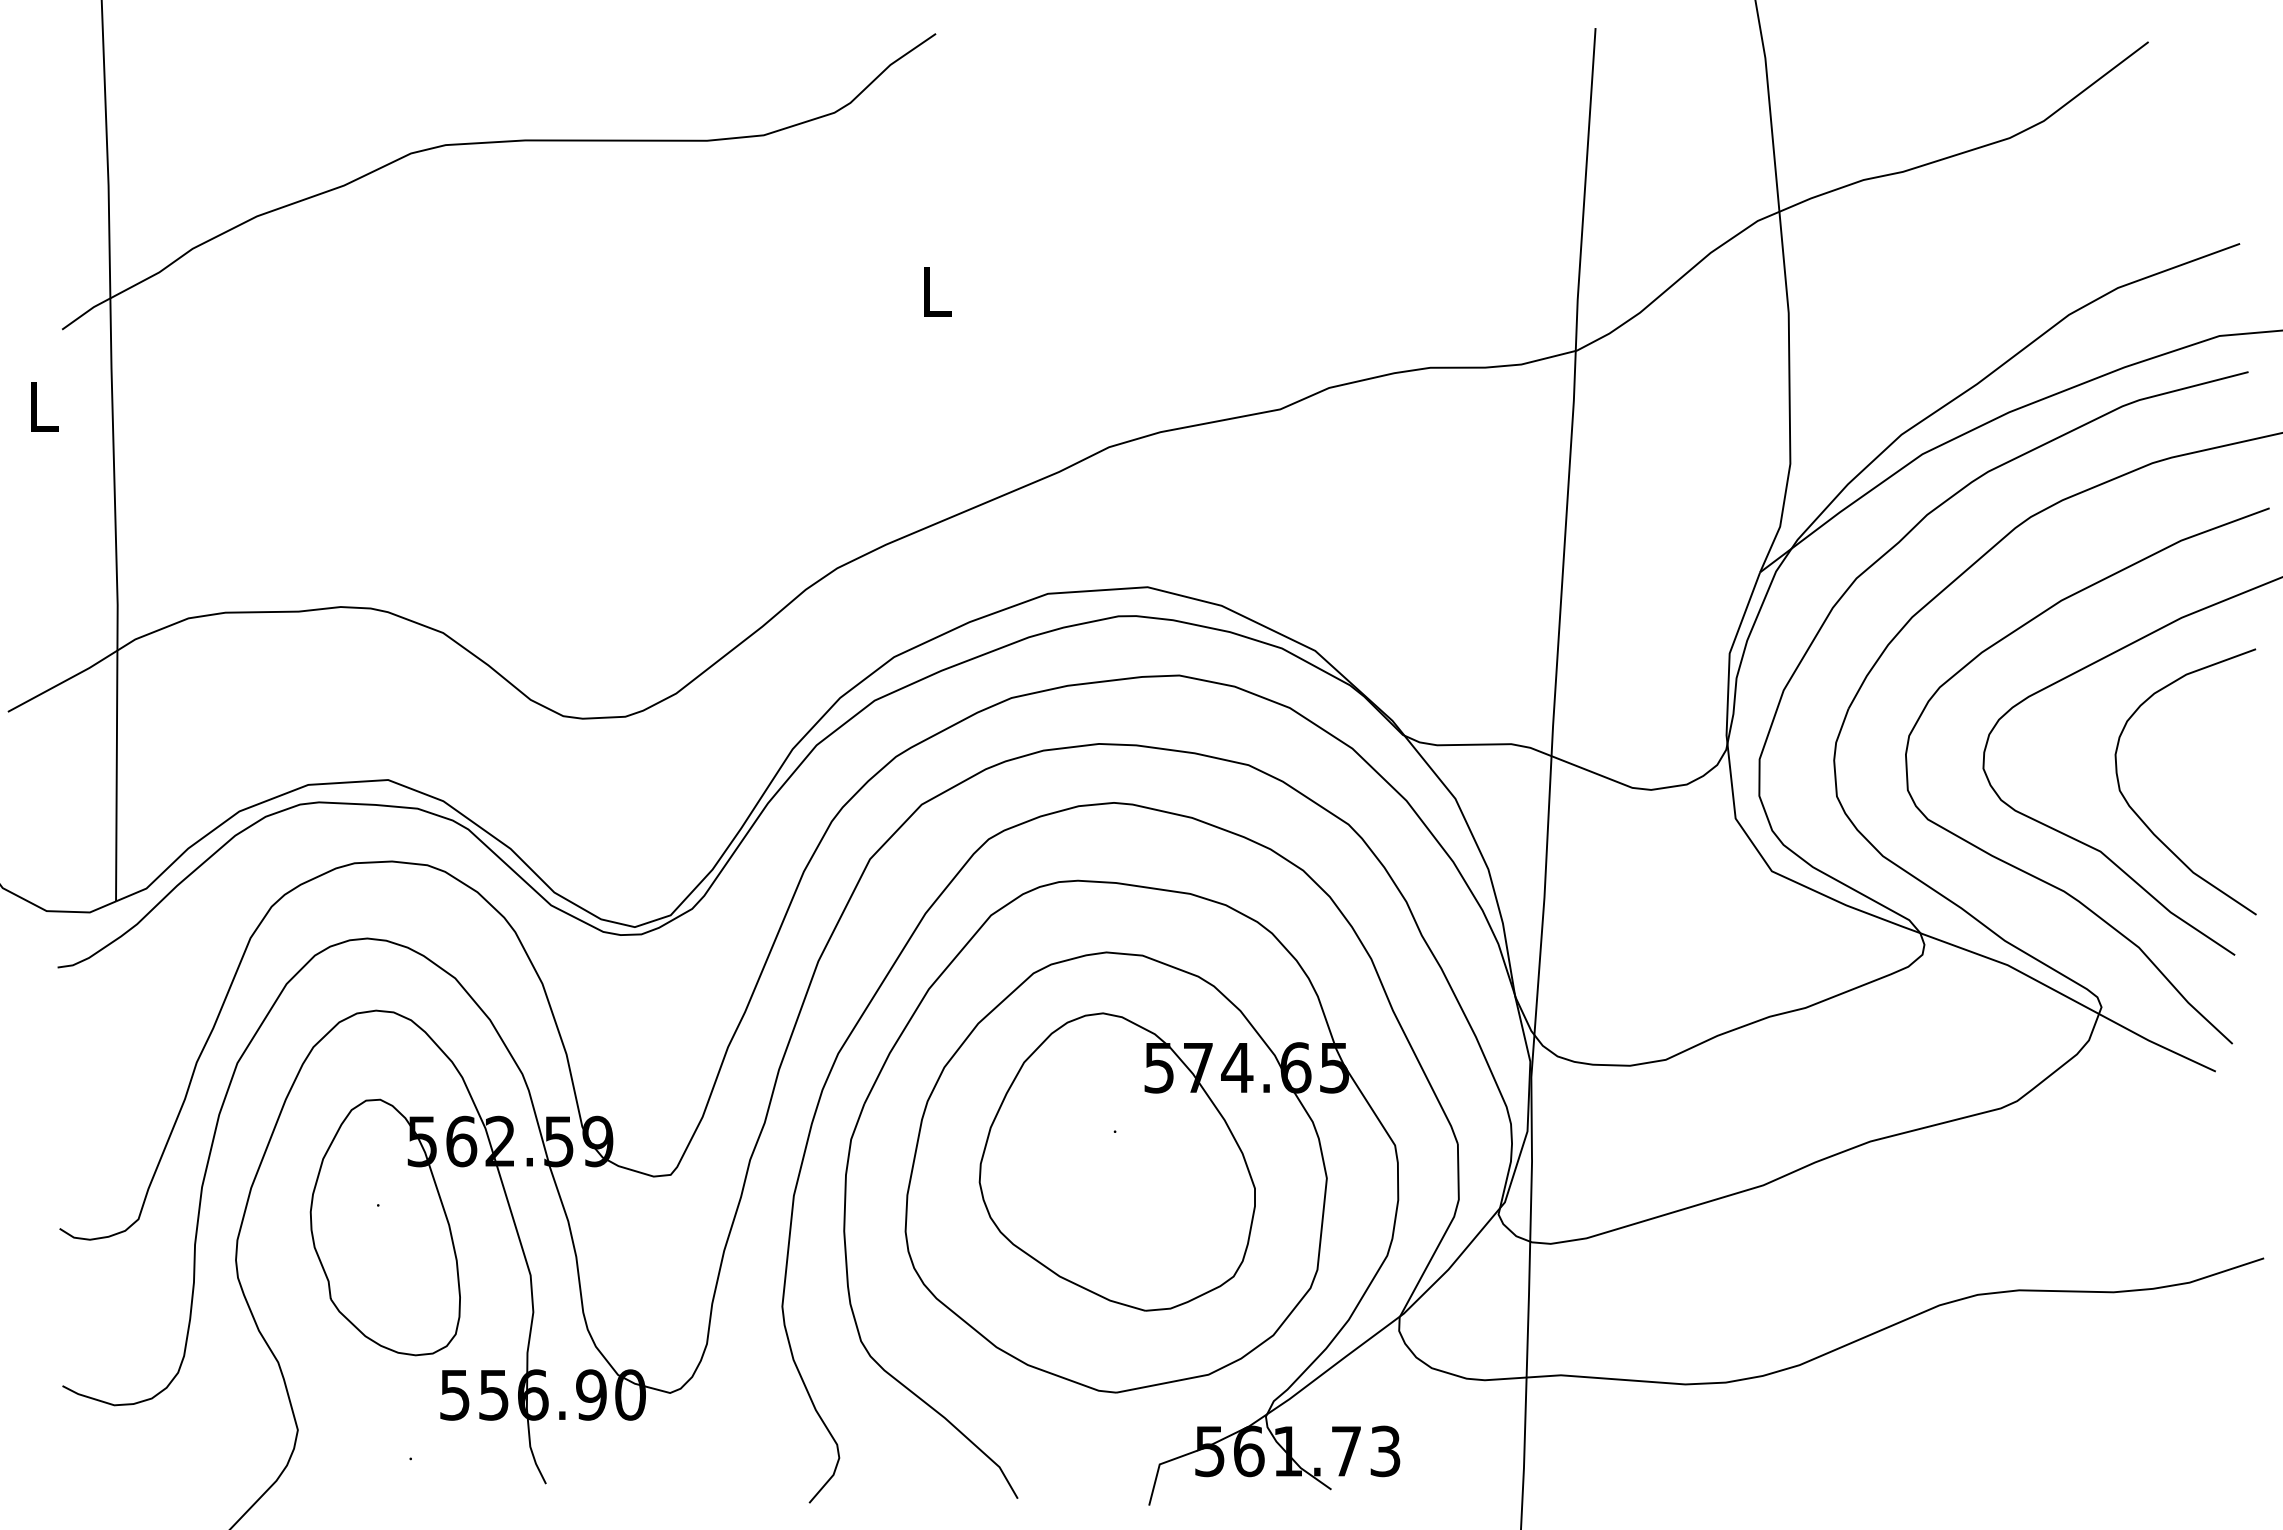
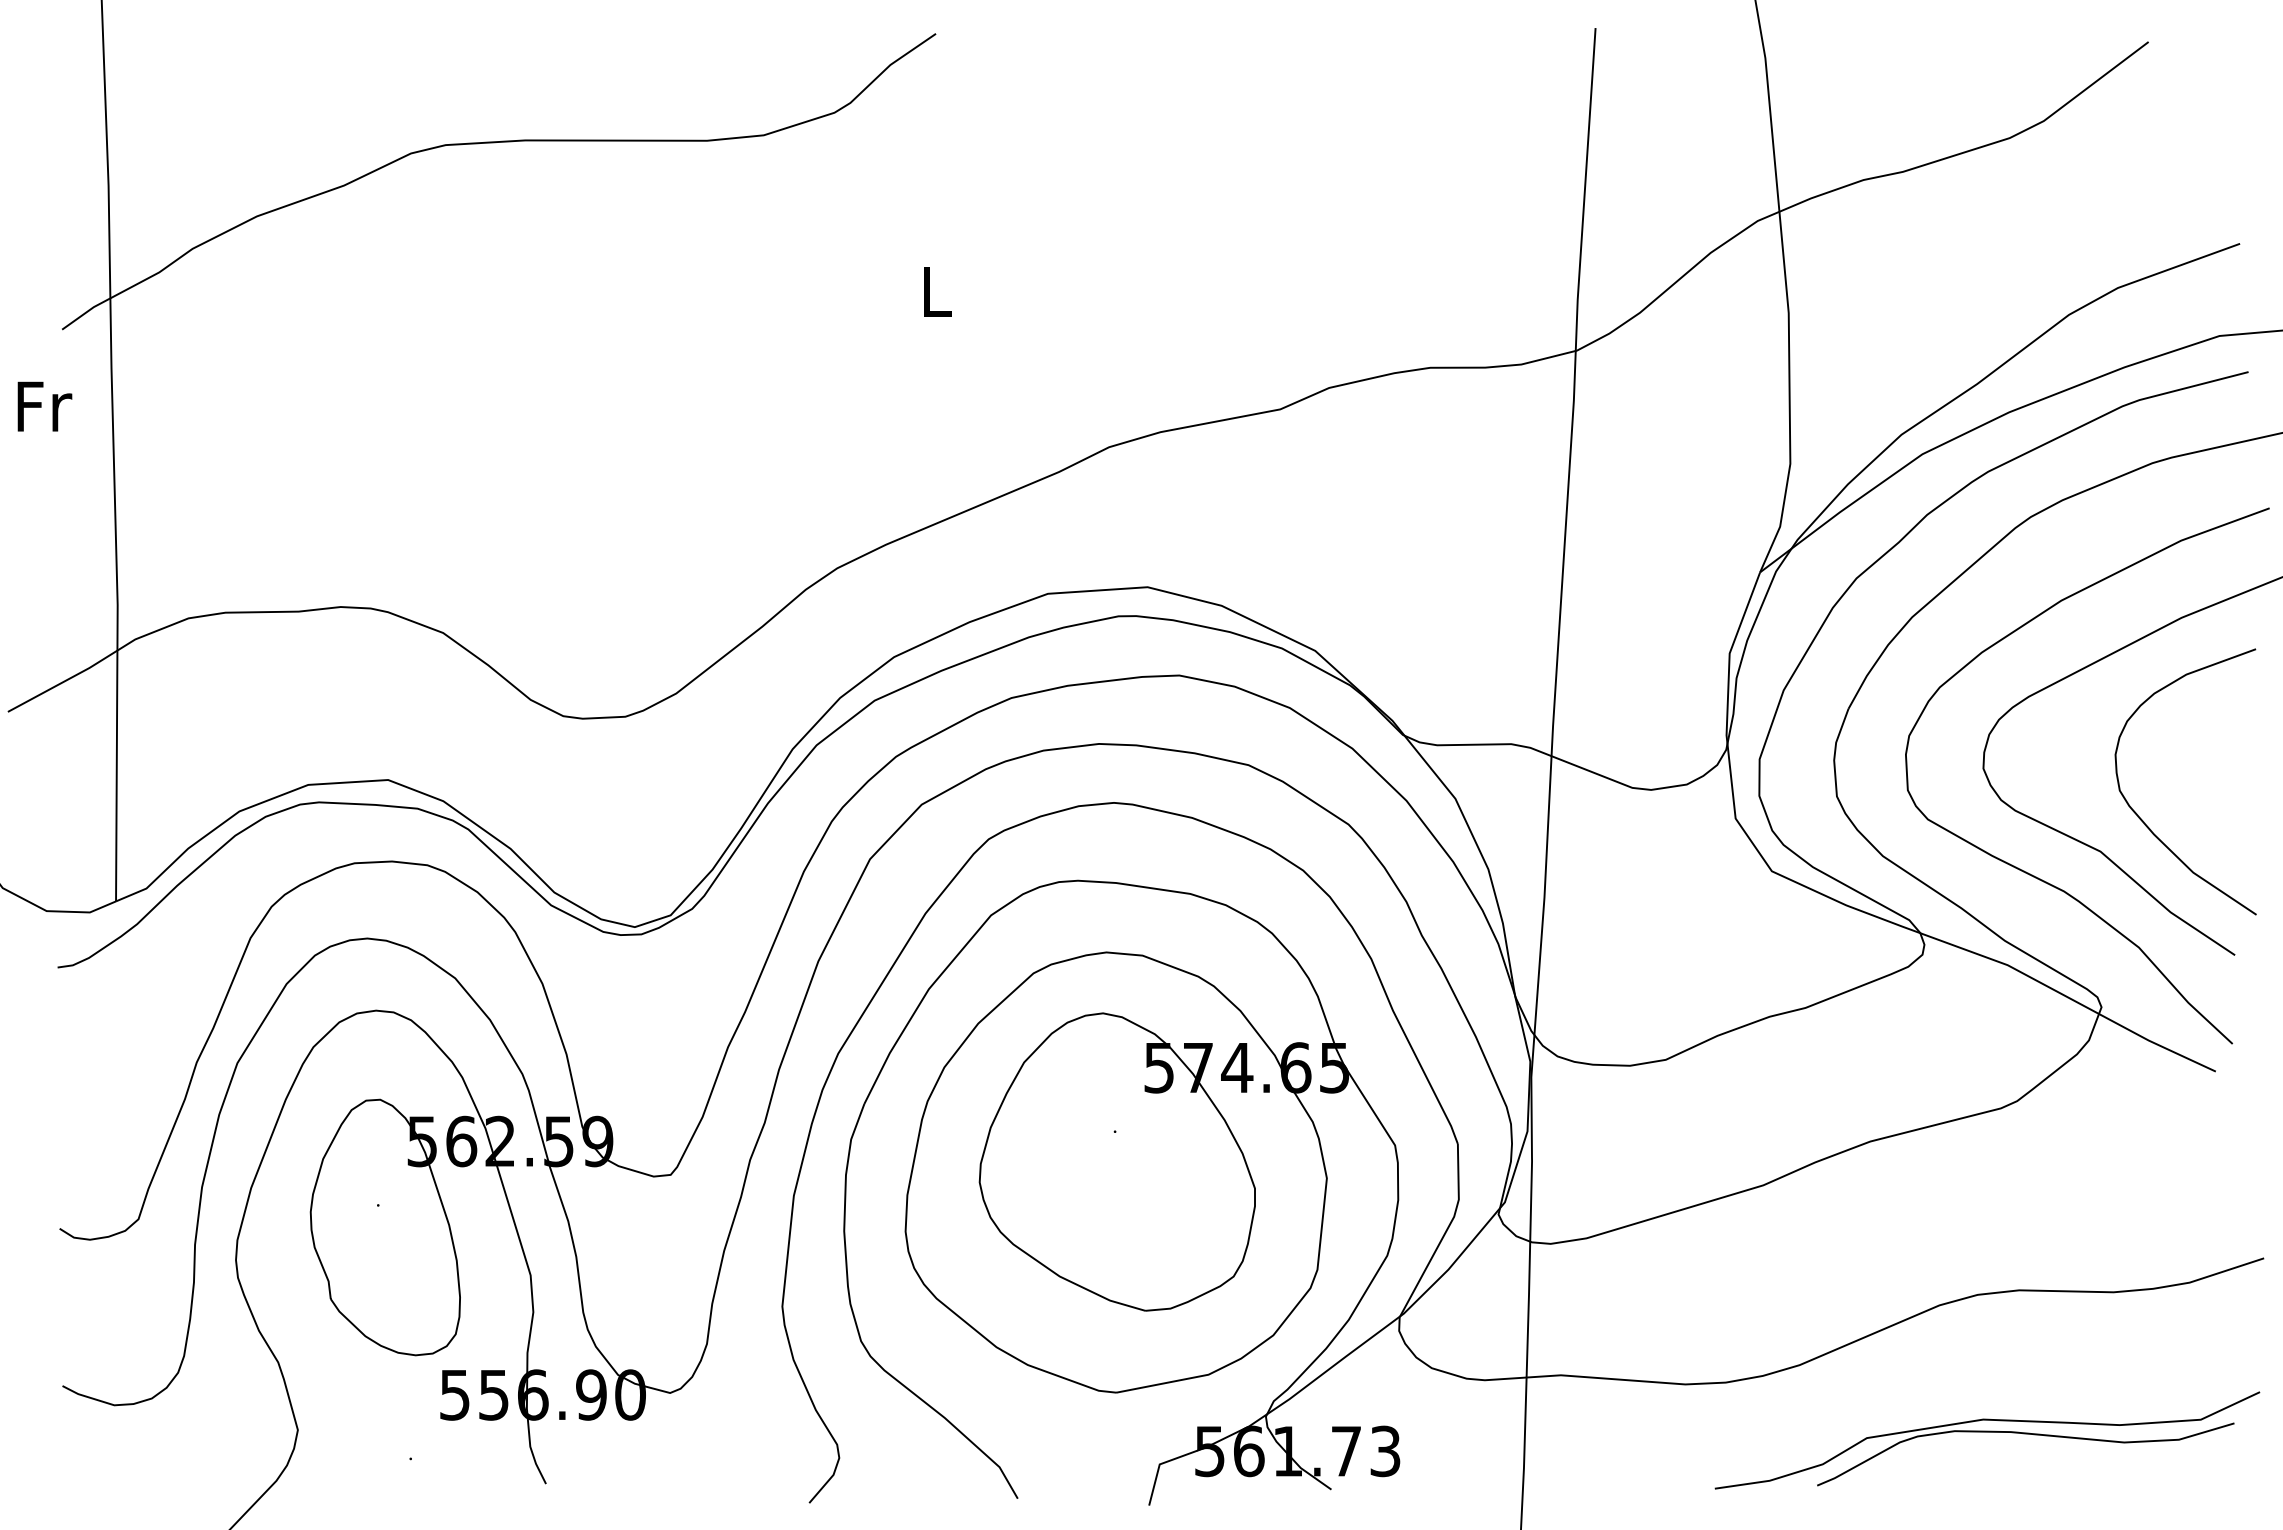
text: L -> Fr (44, 406)
part: none -> present (1987, 1432)
